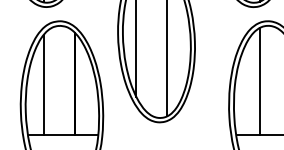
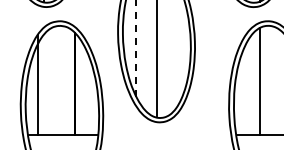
line: solid -> dashed (136, 47)
line position: (167, 59) -> (157, 59) (157, 59)
line position: (43, 85) -> (37, 85) (37, 85)
